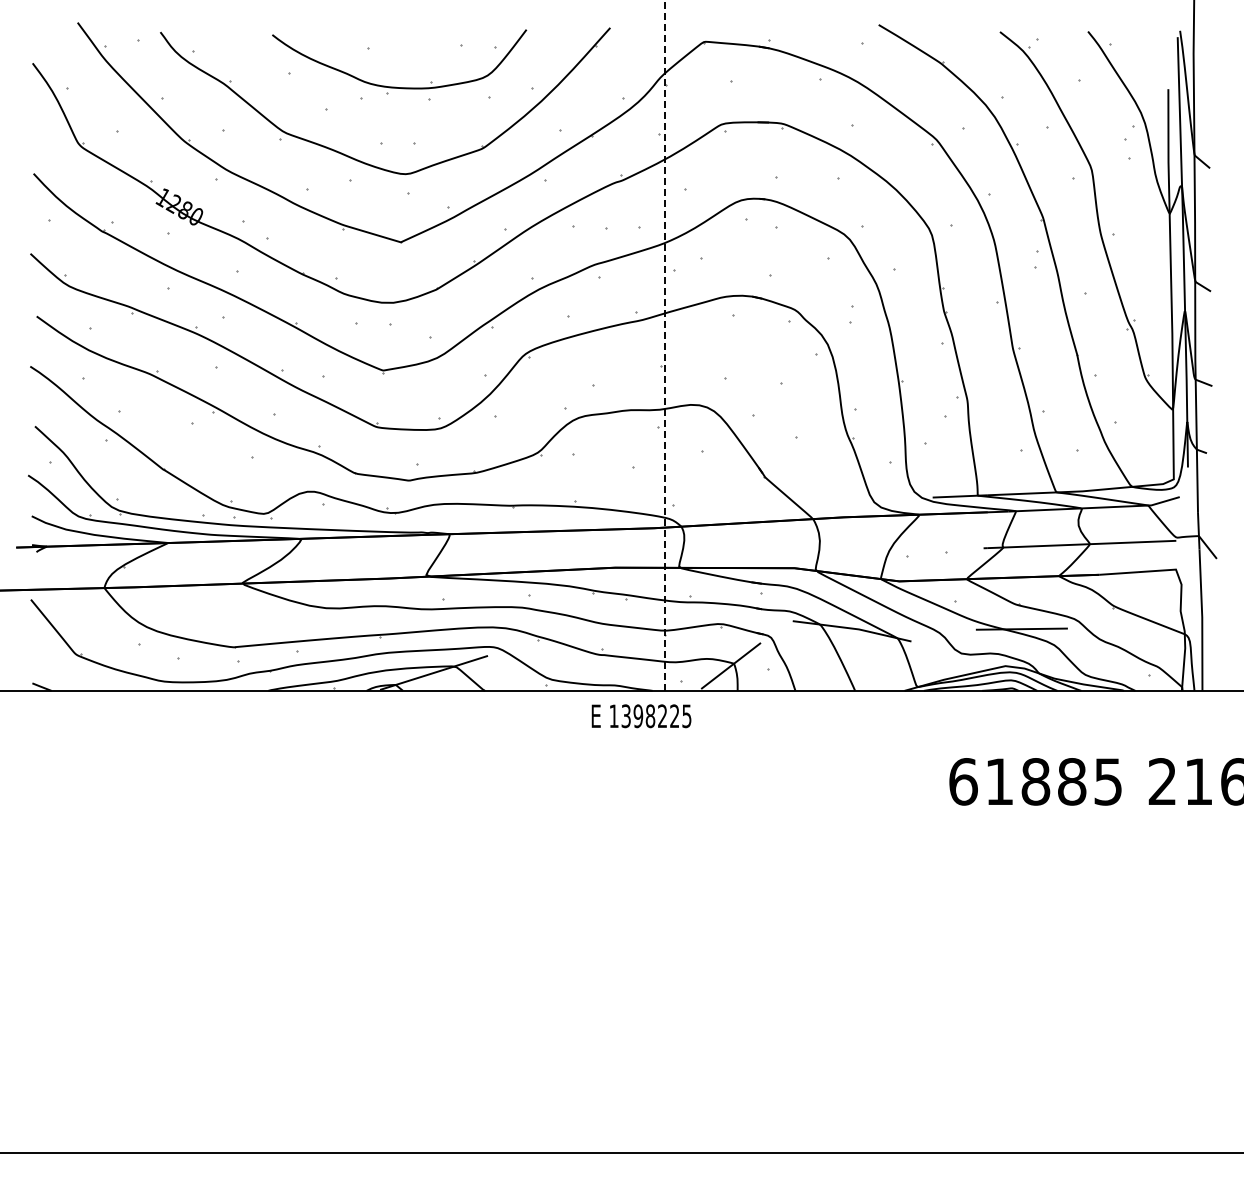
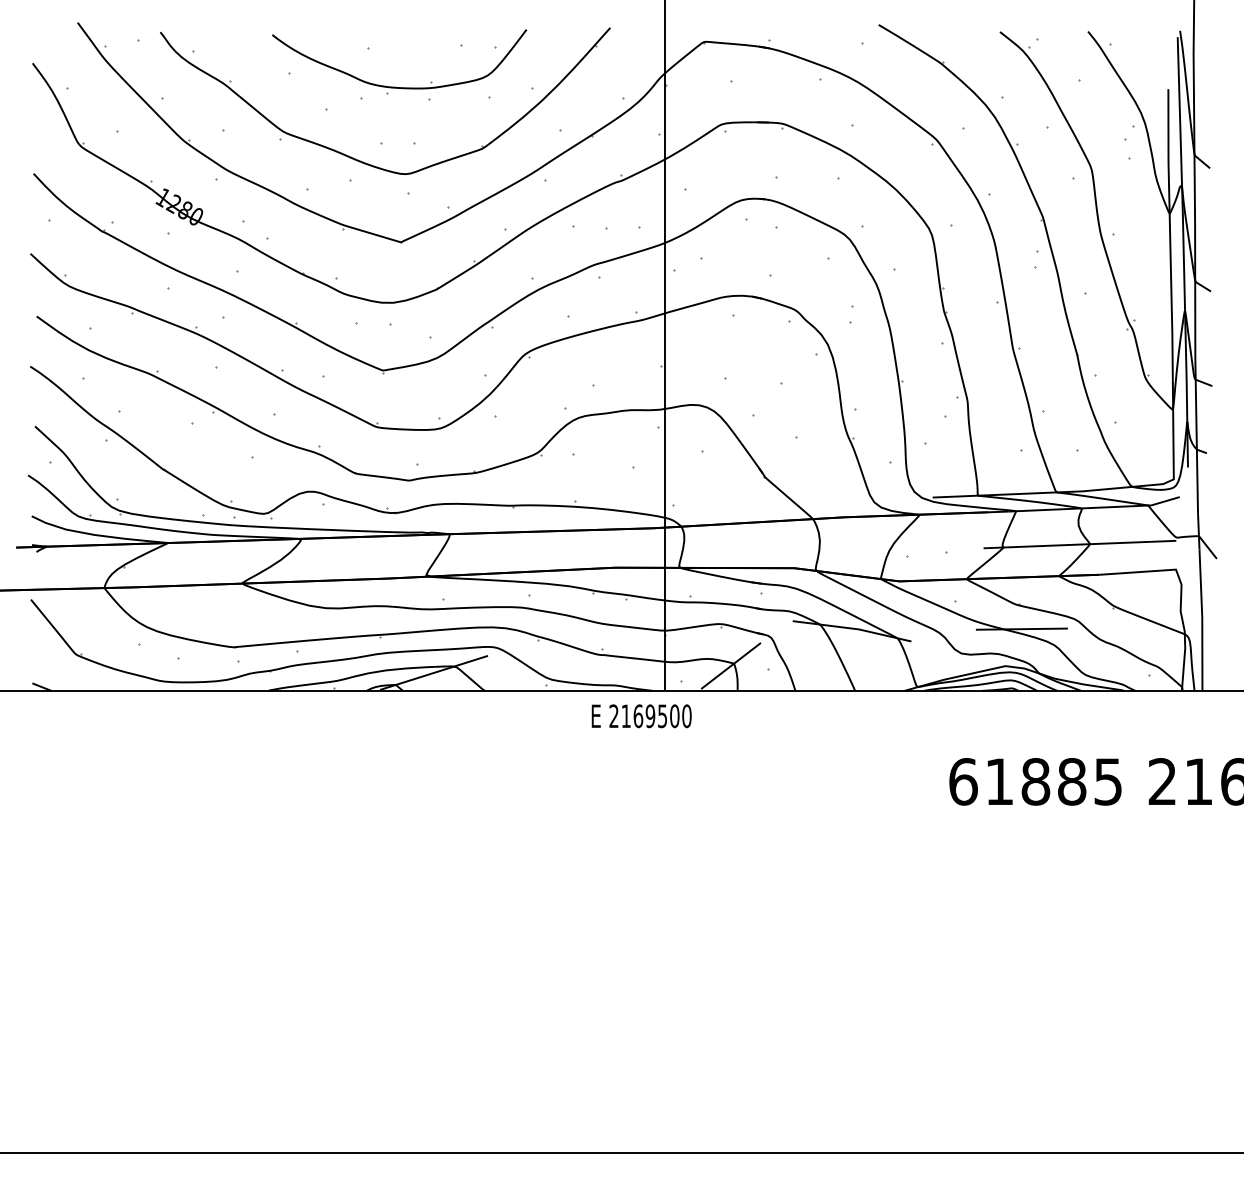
line: dashed -> solid (665, 345)
text: 1398225 -> 2169500 (650, 716)
